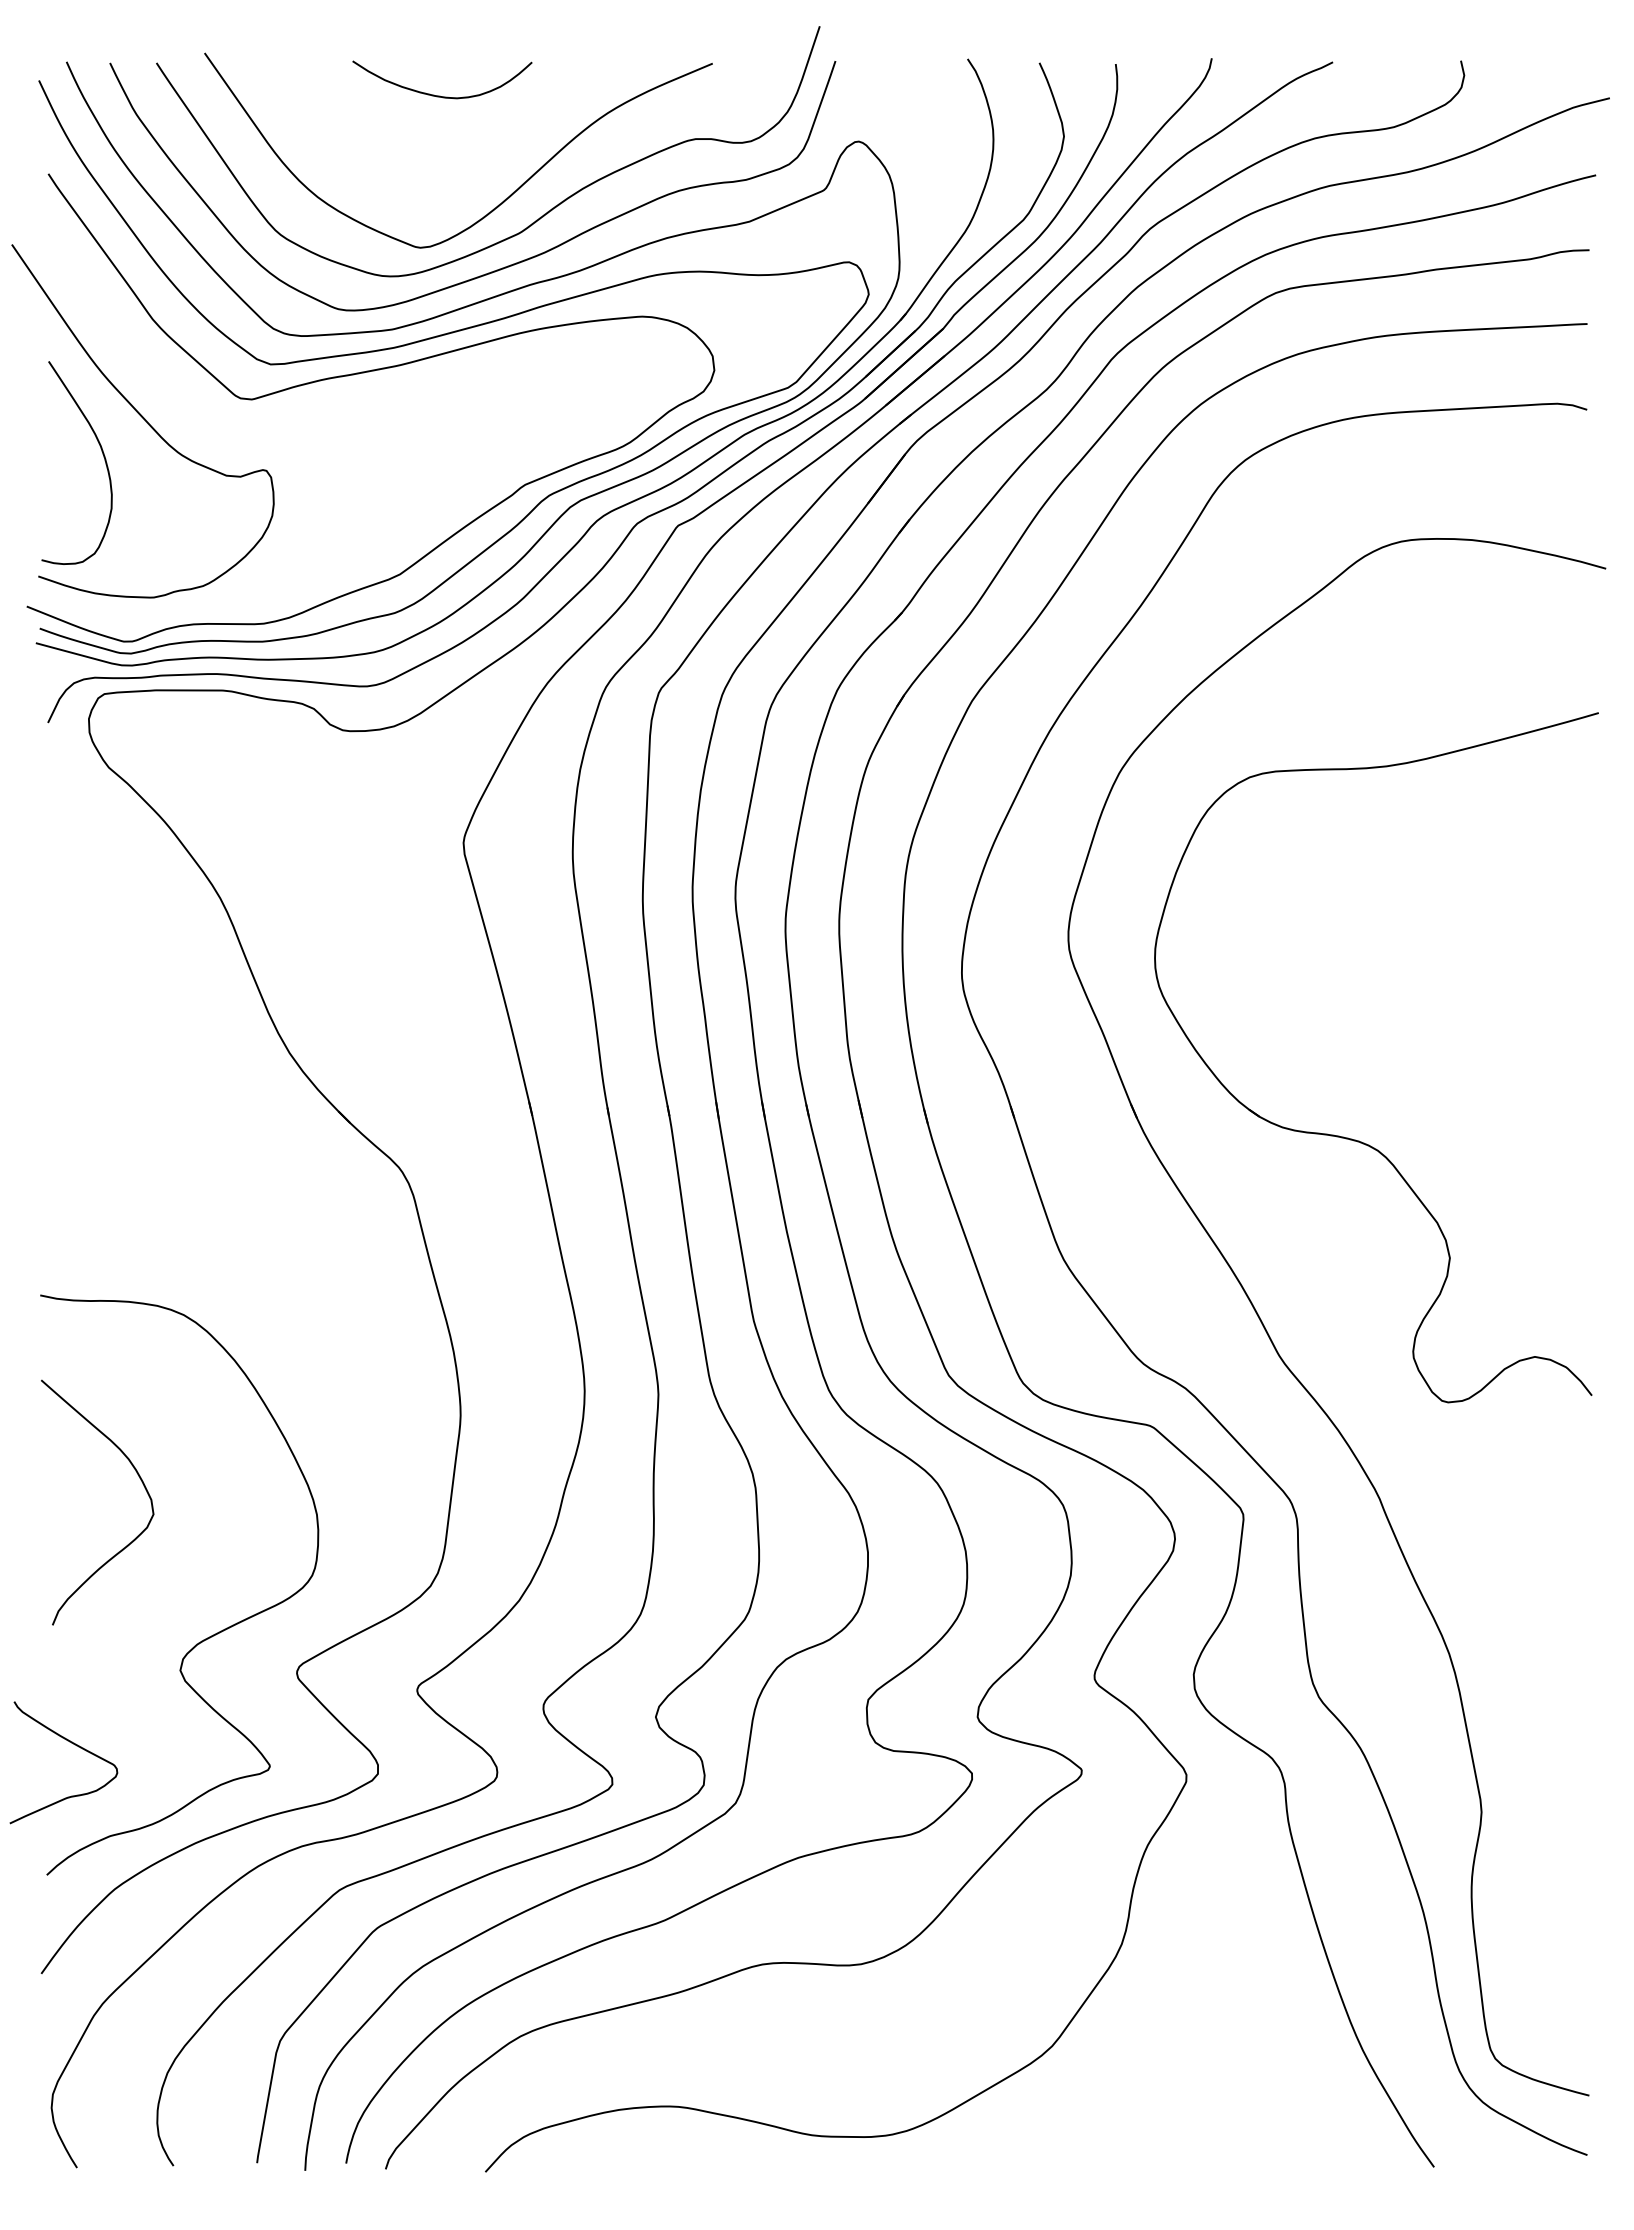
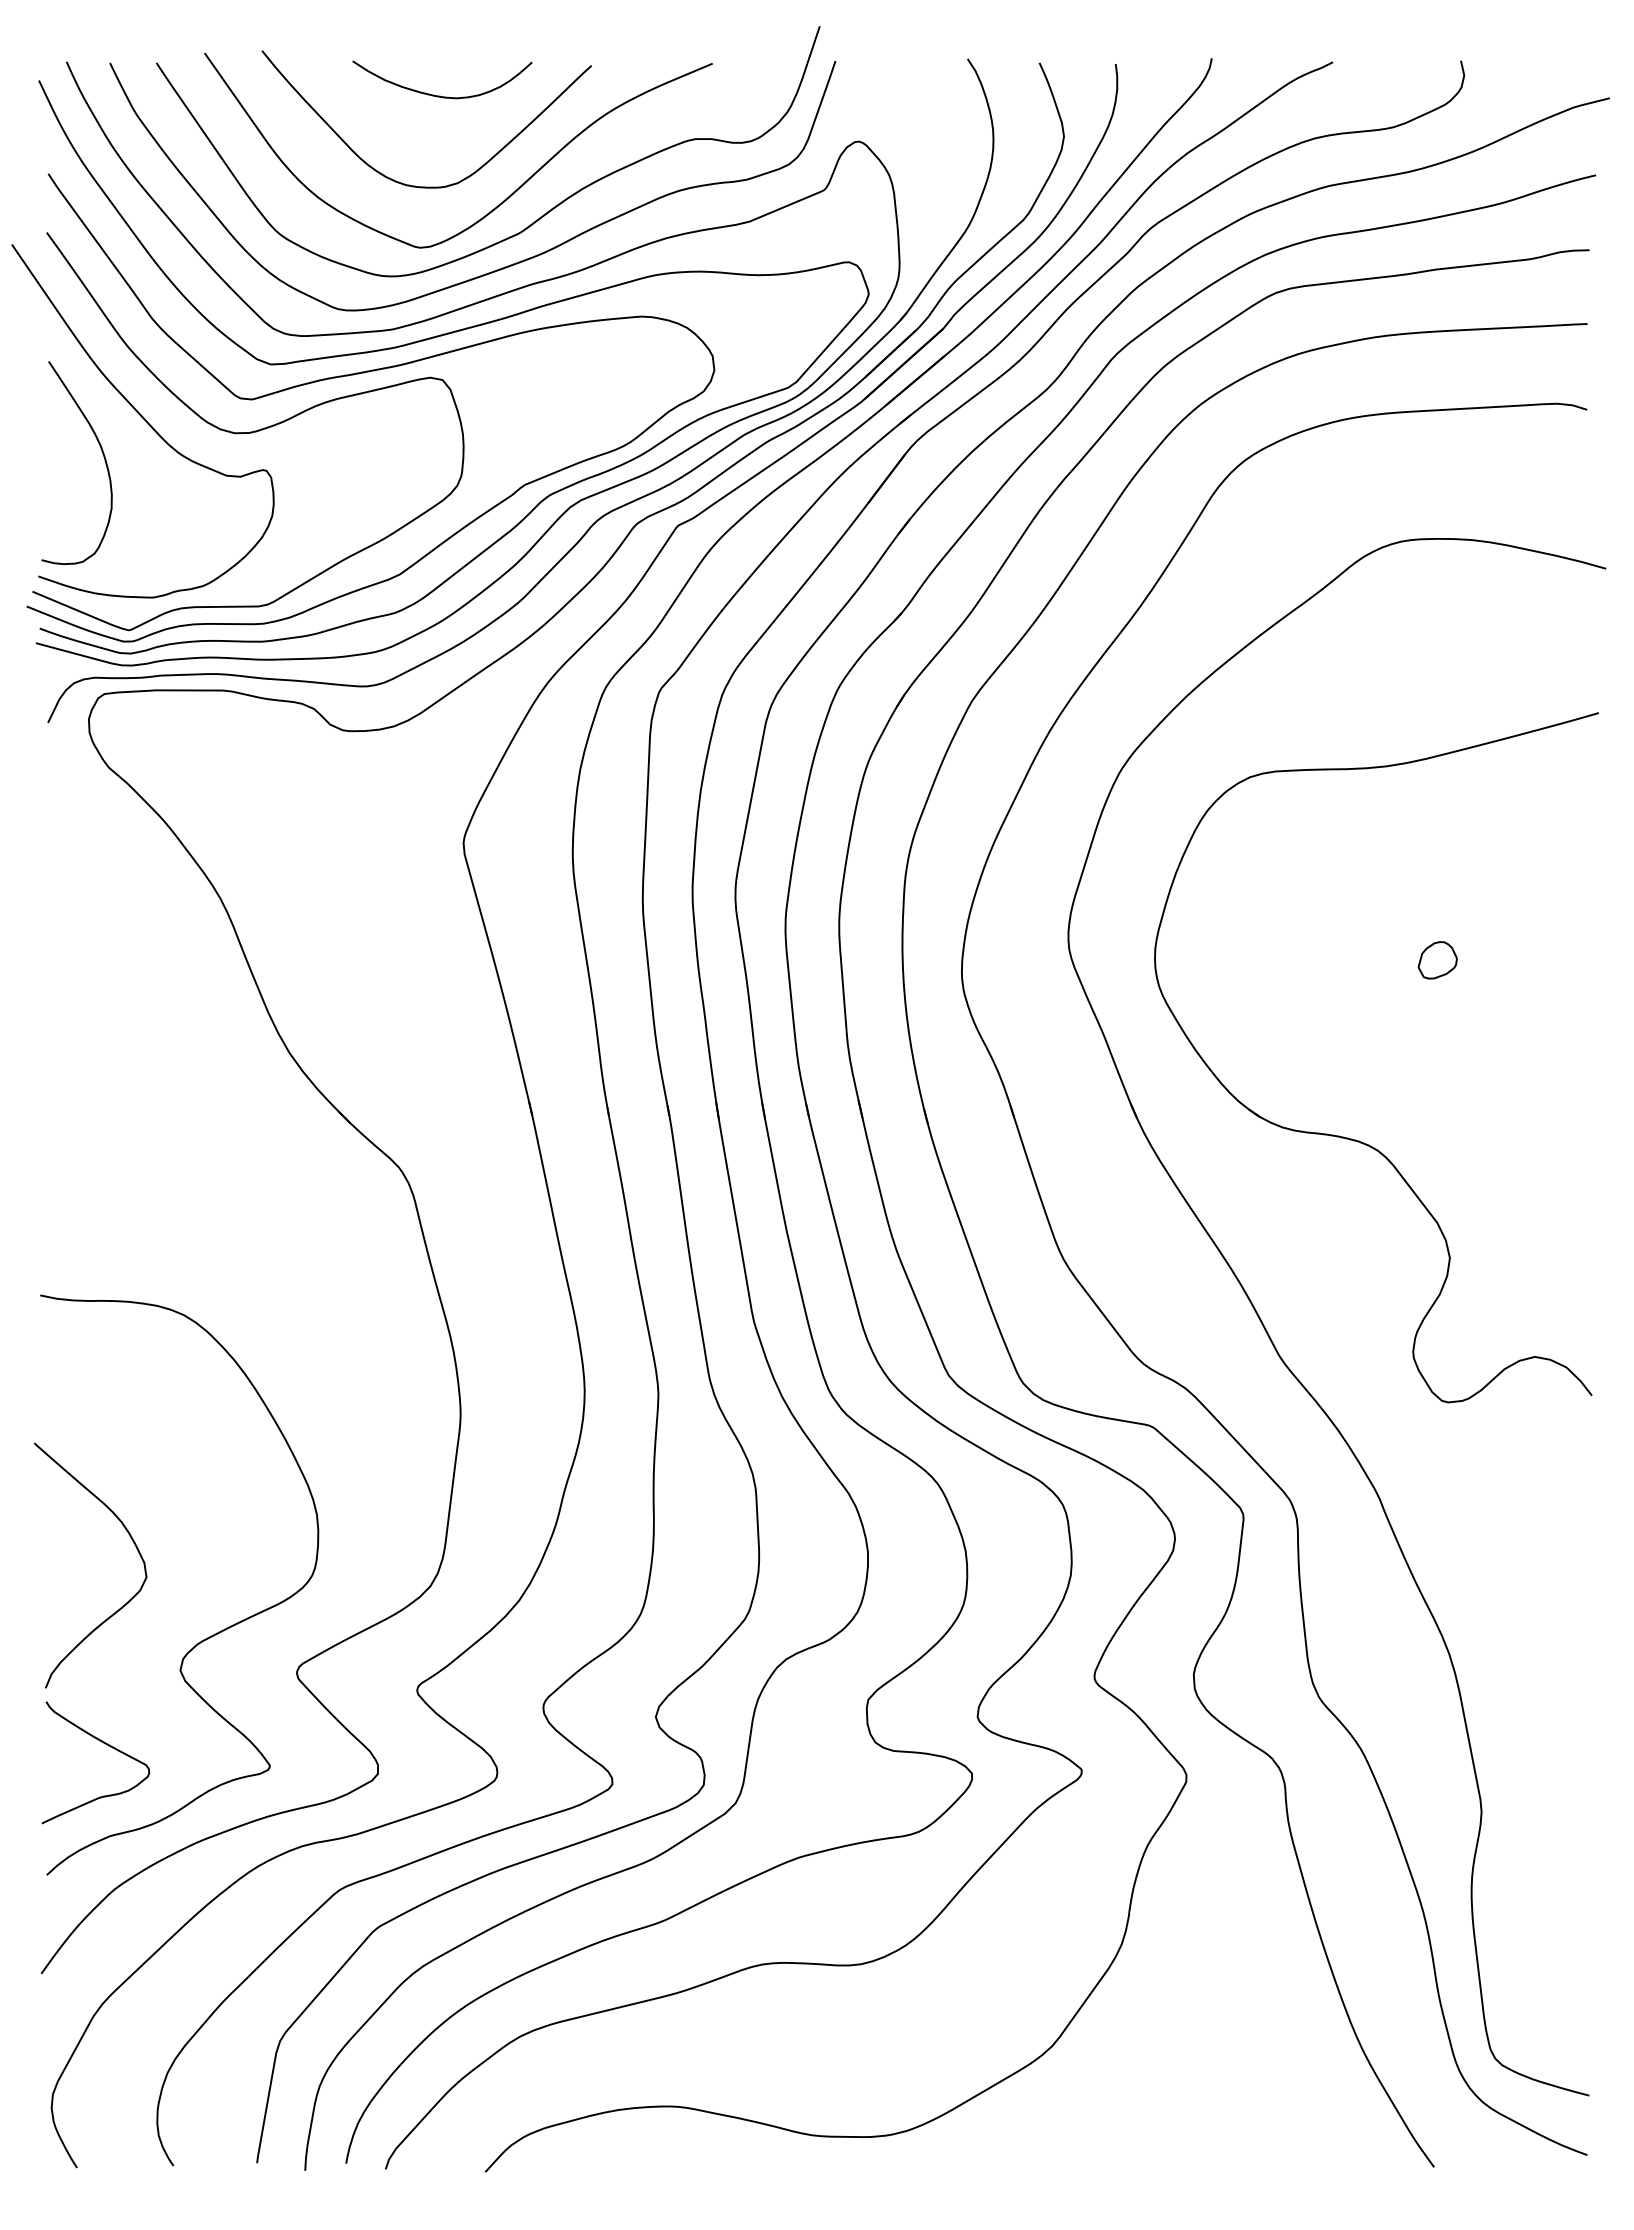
curve: none -> present (415, 185)
curve: none -> present (248, 432)
part: none -> present (1437, 960)
curve position: (140, 1480) -> (133, 1543) (133, 1543)
curve position: (73, 1744) -> (105, 1744) (105, 1744)
